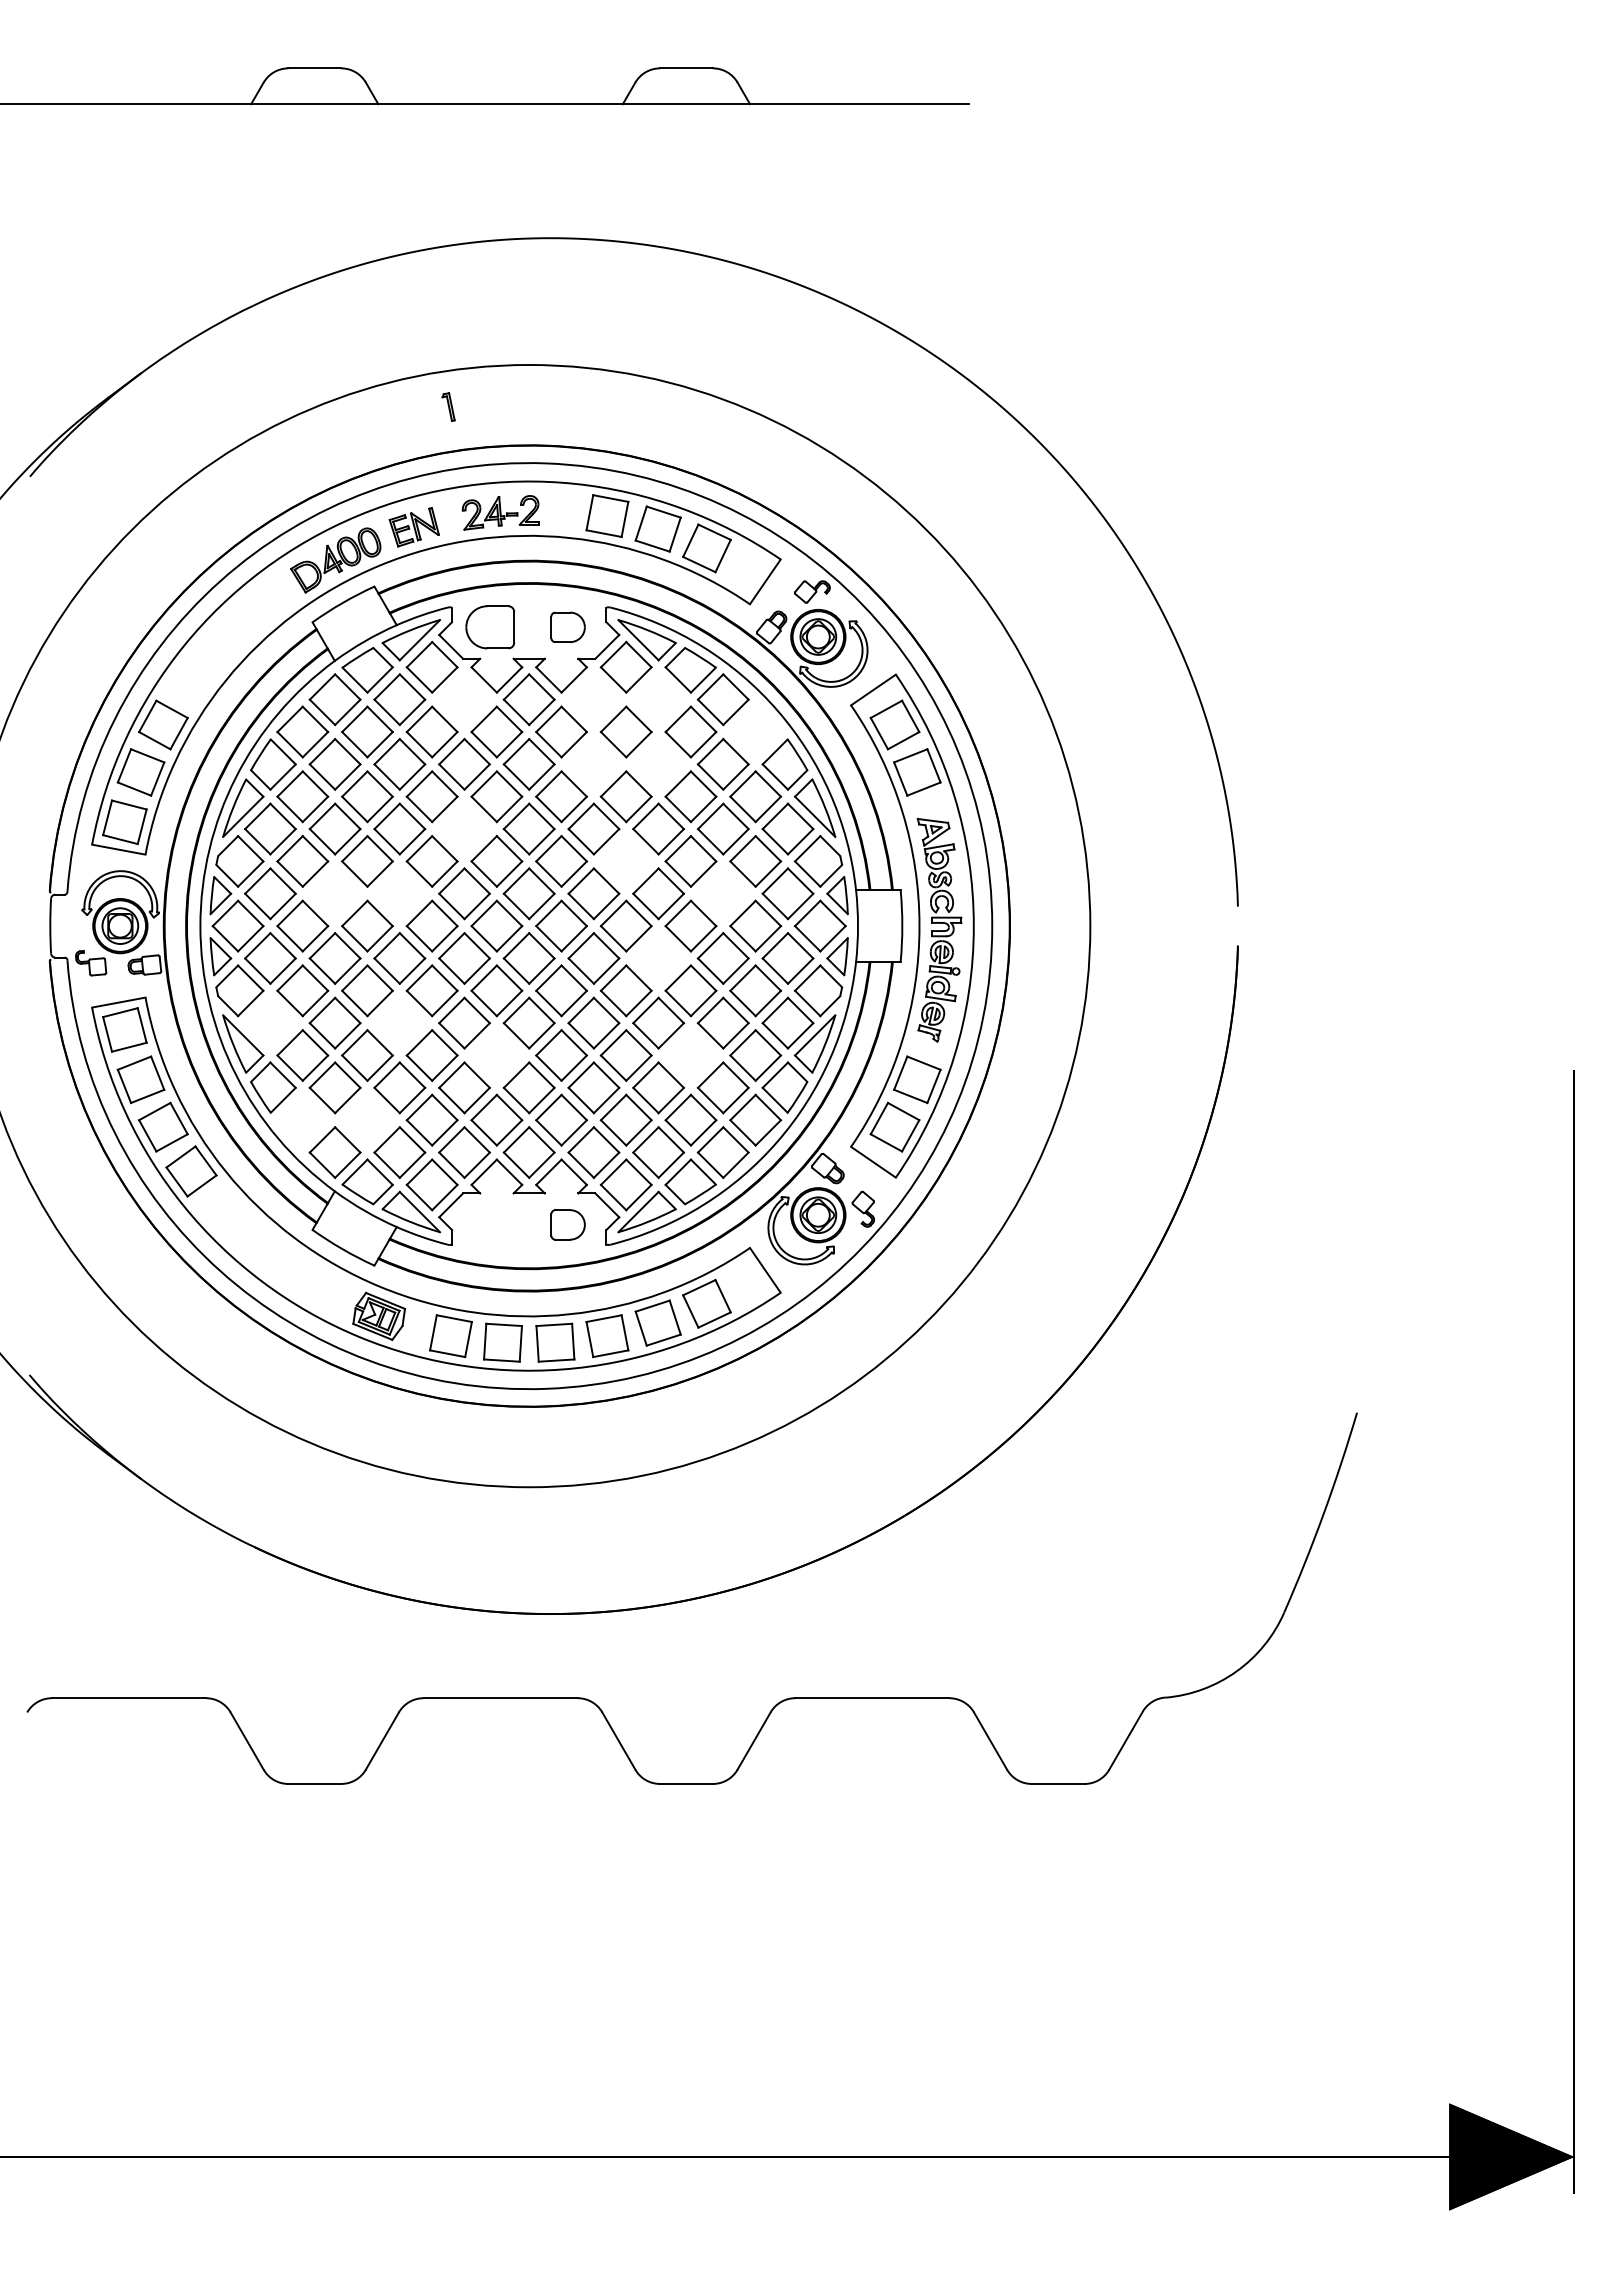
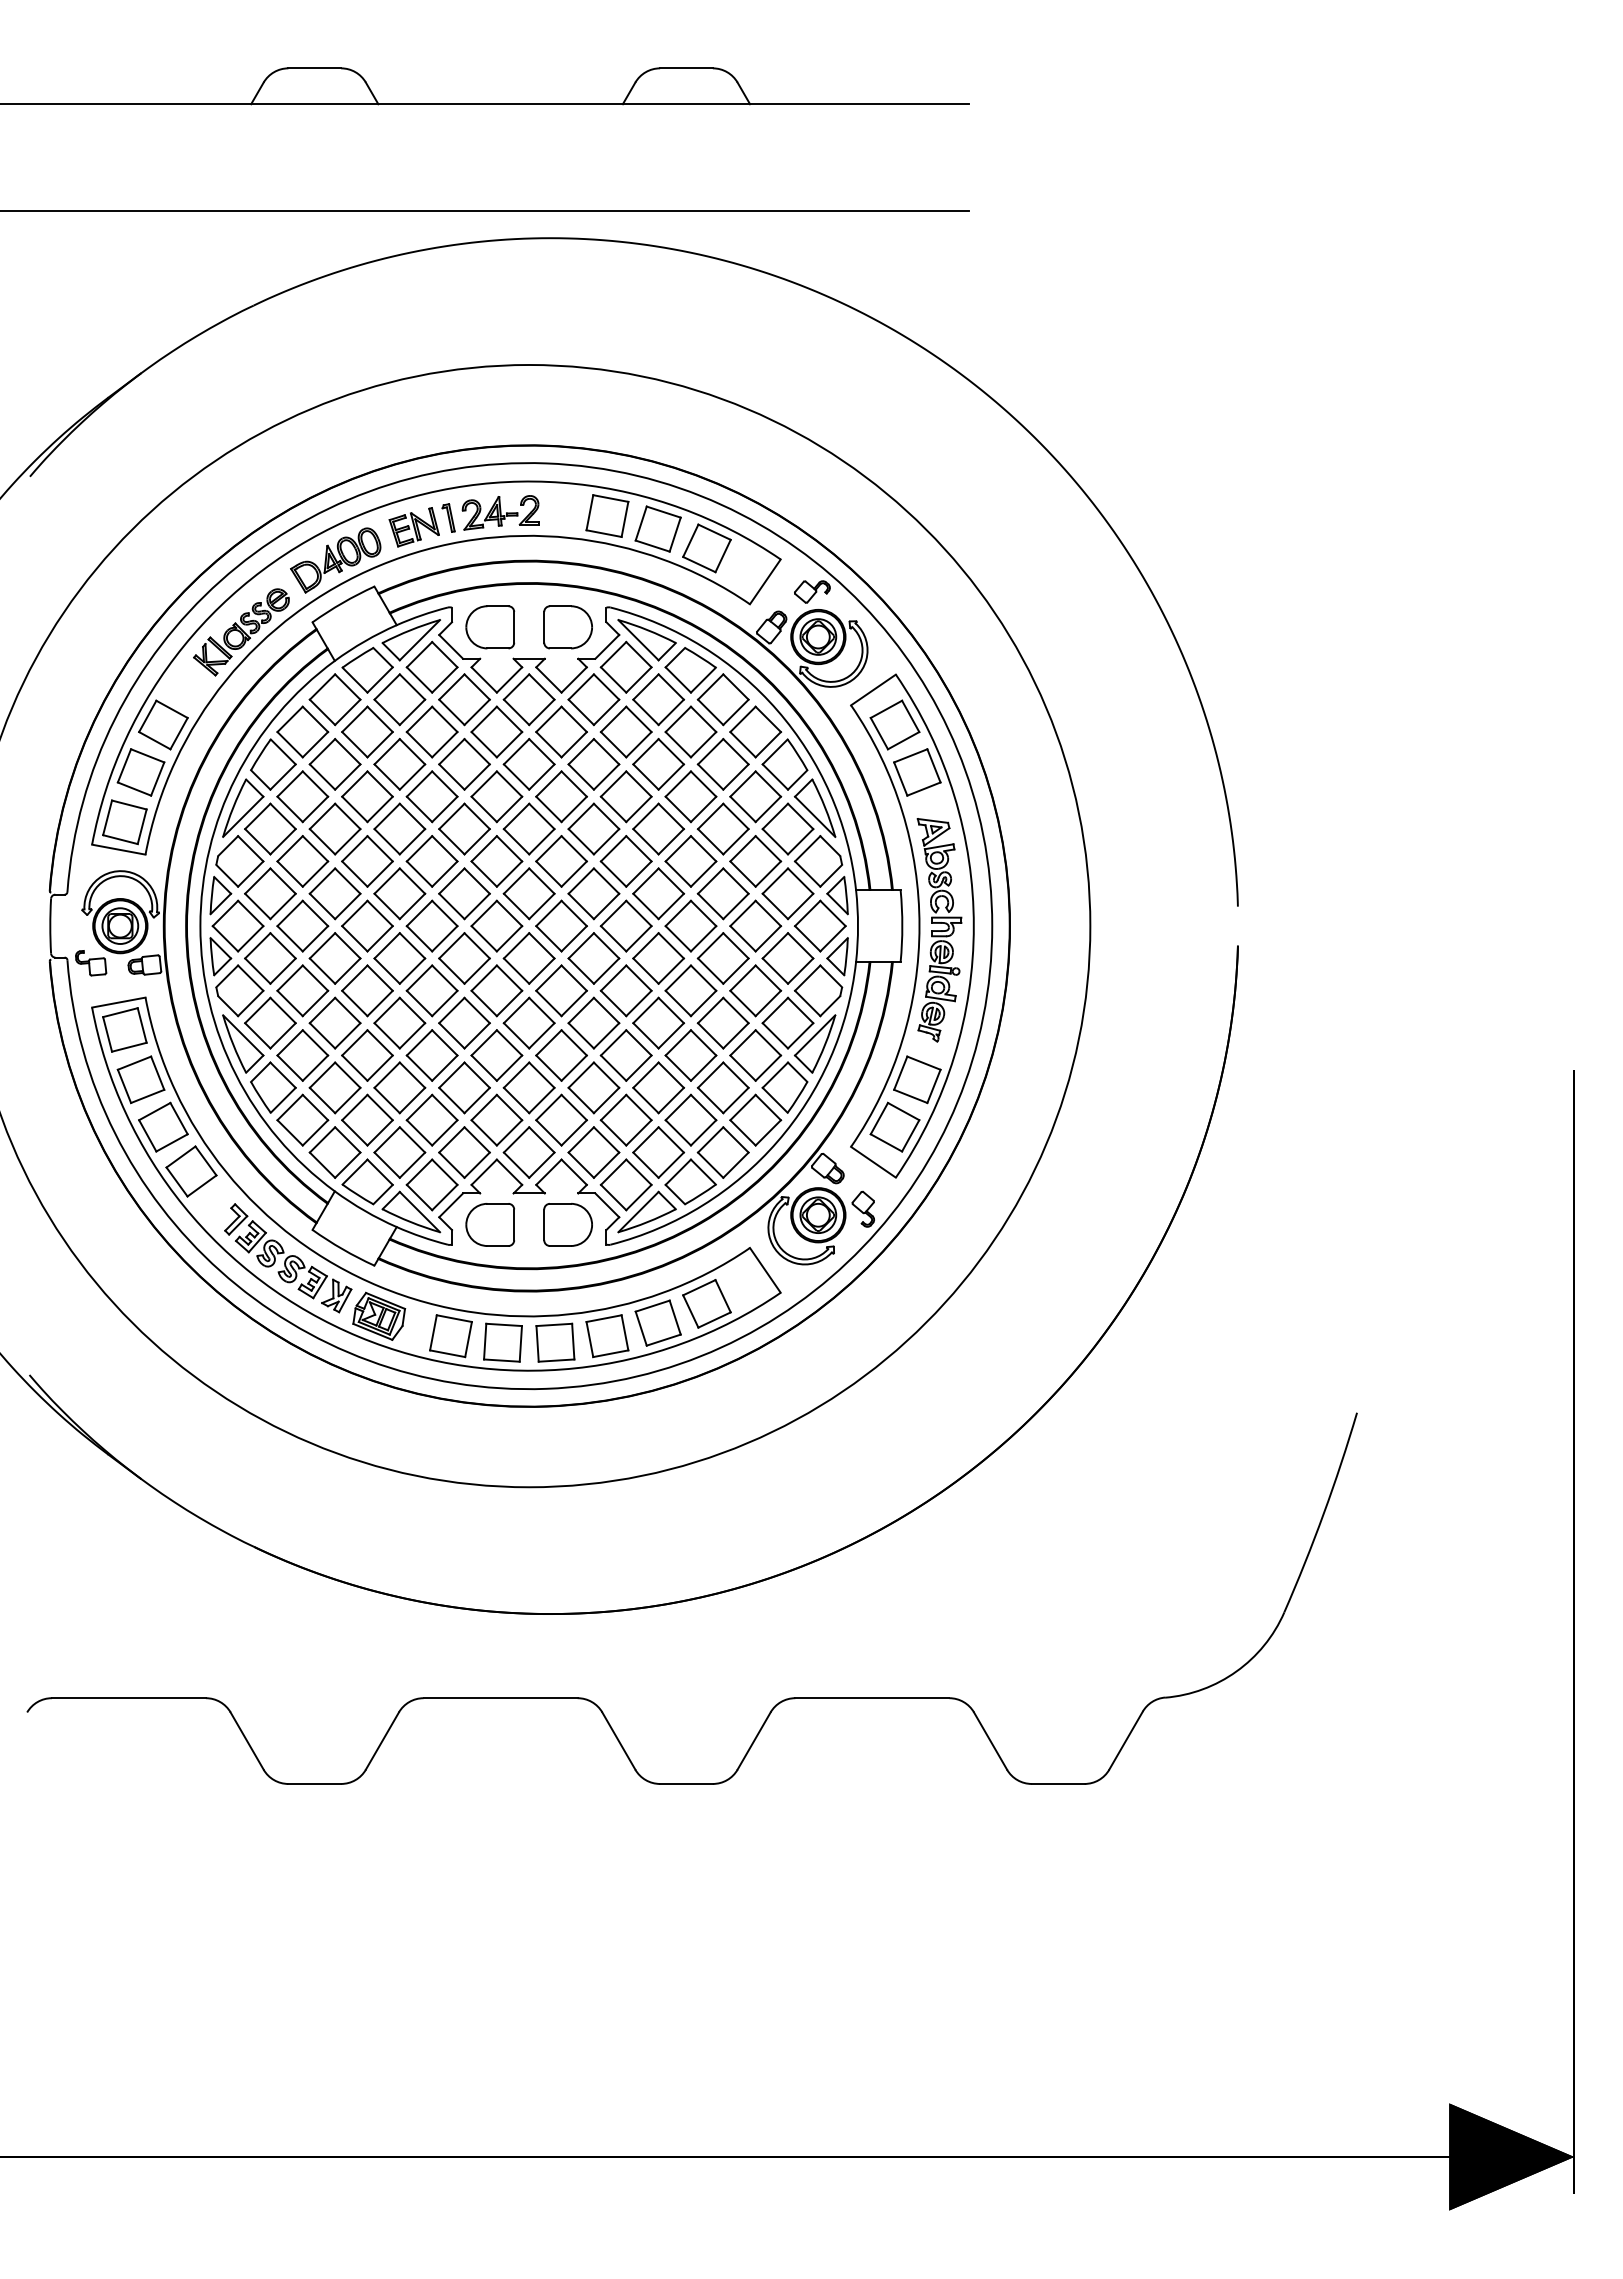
line: none -> present (485, 211)
part position: (448, 406) -> (448, 517) (448, 517)
part size: 36x32 px -> 50x45 px (567, 627)
part: none -> present (241, 632)
part: none -> present (464, 699)
part: none -> present (593, 699)
part: none -> present (658, 699)
part: none -> present (755, 731)
part: none -> present (593, 764)
part: none -> present (658, 764)
part: none -> present (464, 828)
part: none -> present (625, 861)
part: none -> present (334, 893)
part: none -> present (399, 893)
part: none -> present (722, 893)
part: none -> present (658, 958)
part: none -> present (270, 1022)
part: none -> present (399, 1022)
part: none -> present (496, 1055)
part: none -> present (690, 1055)
part: none -> present (302, 1119)
part: none -> present (367, 1119)
part: none -> present (489, 1224)
part size: 36x32 px -> 50x44 px (567, 1224)
part: none -> present (288, 1258)
